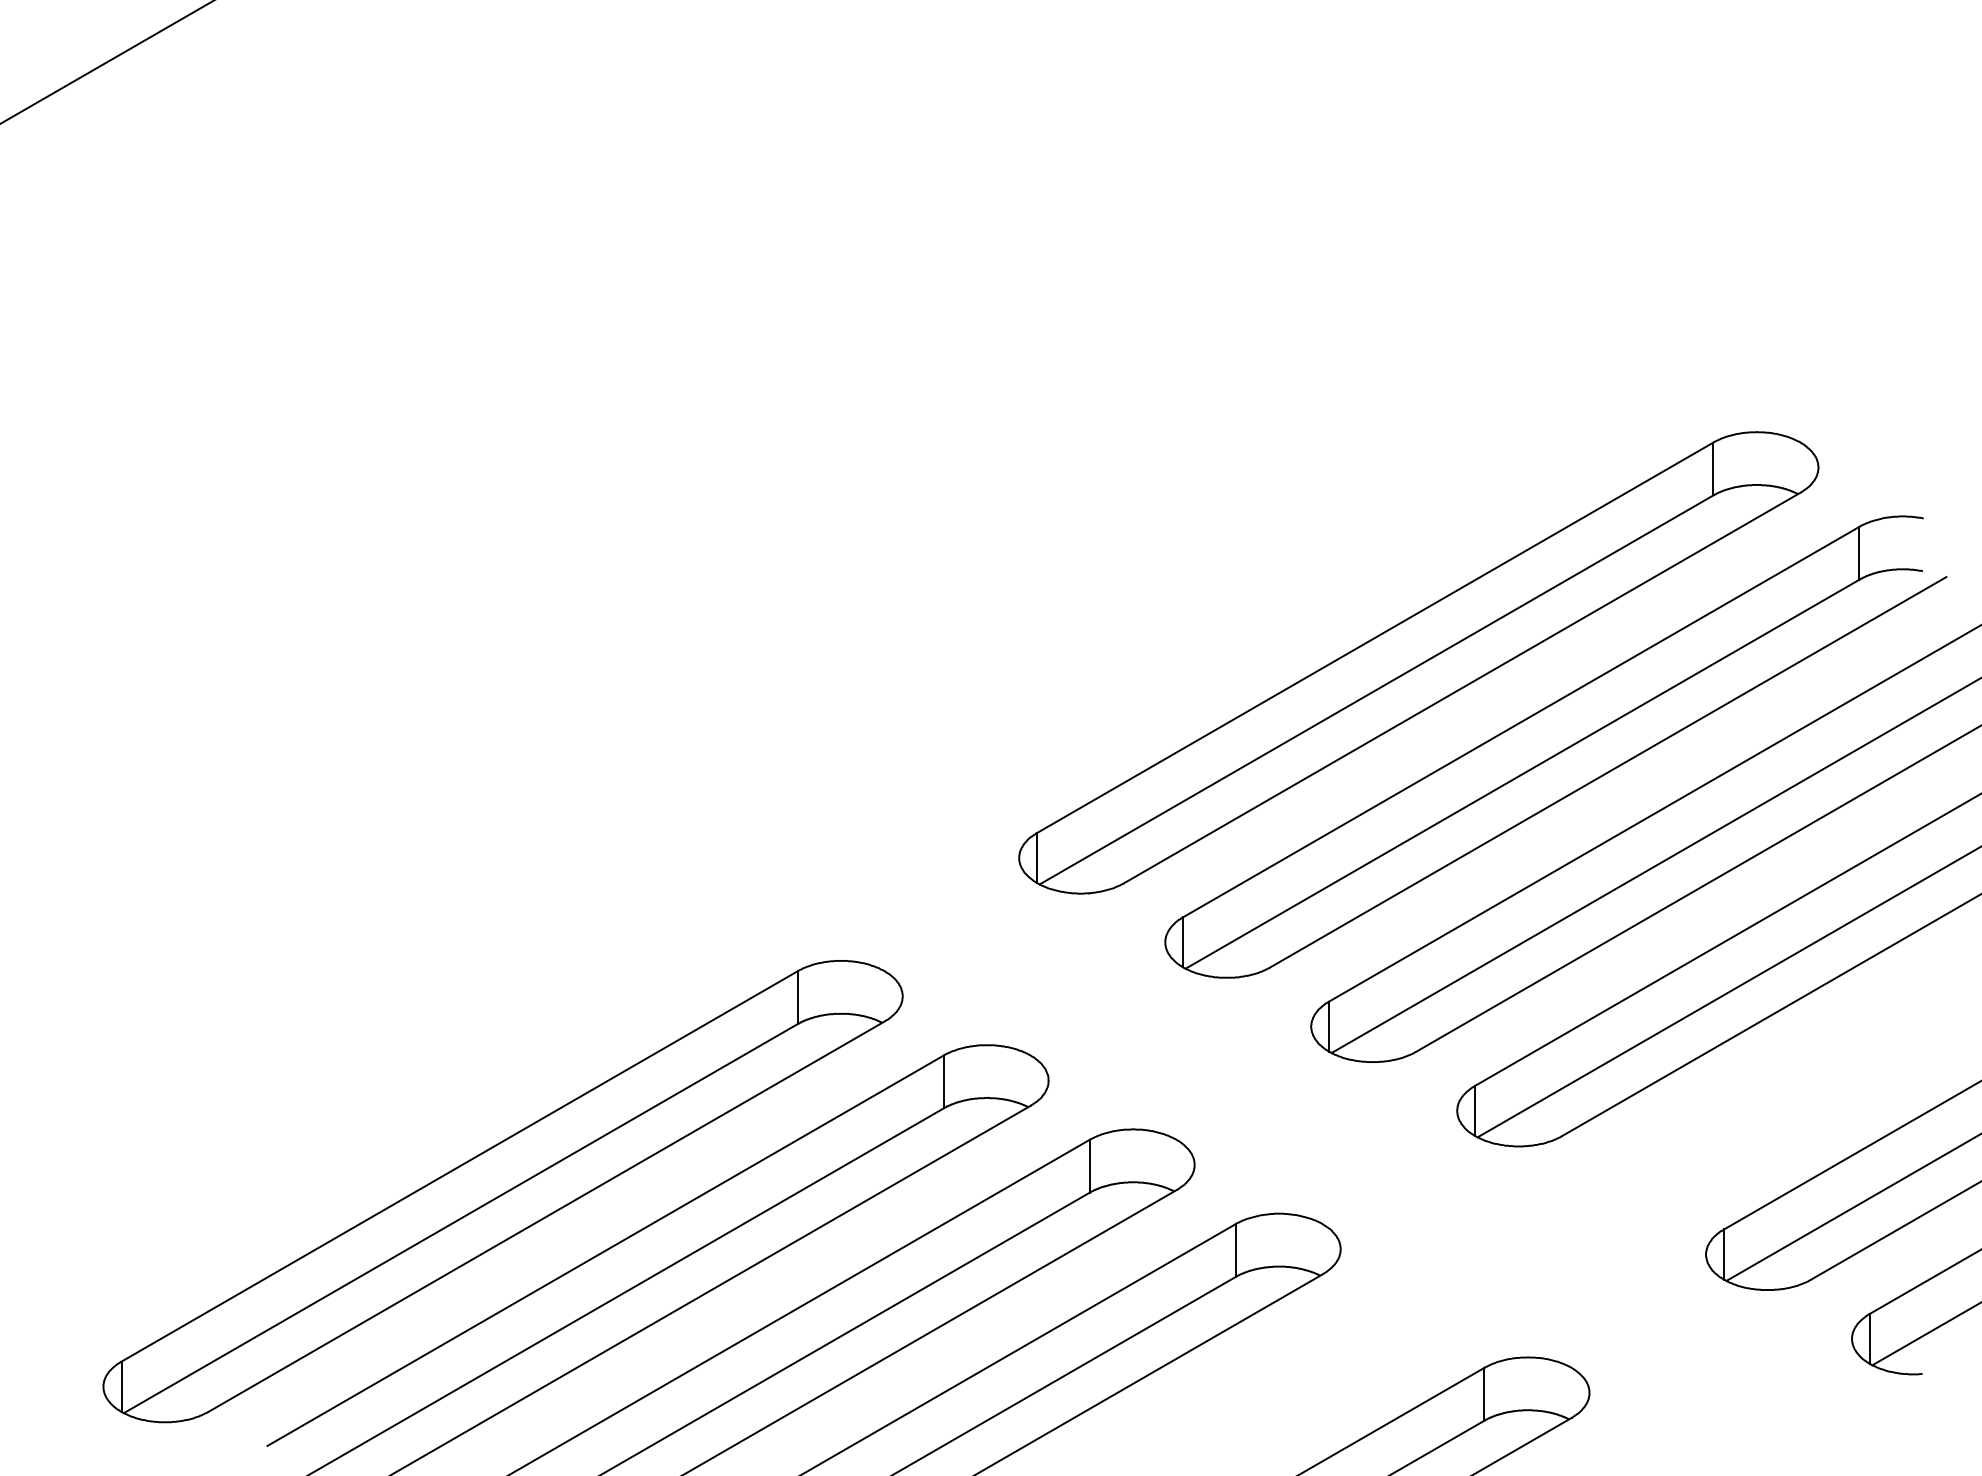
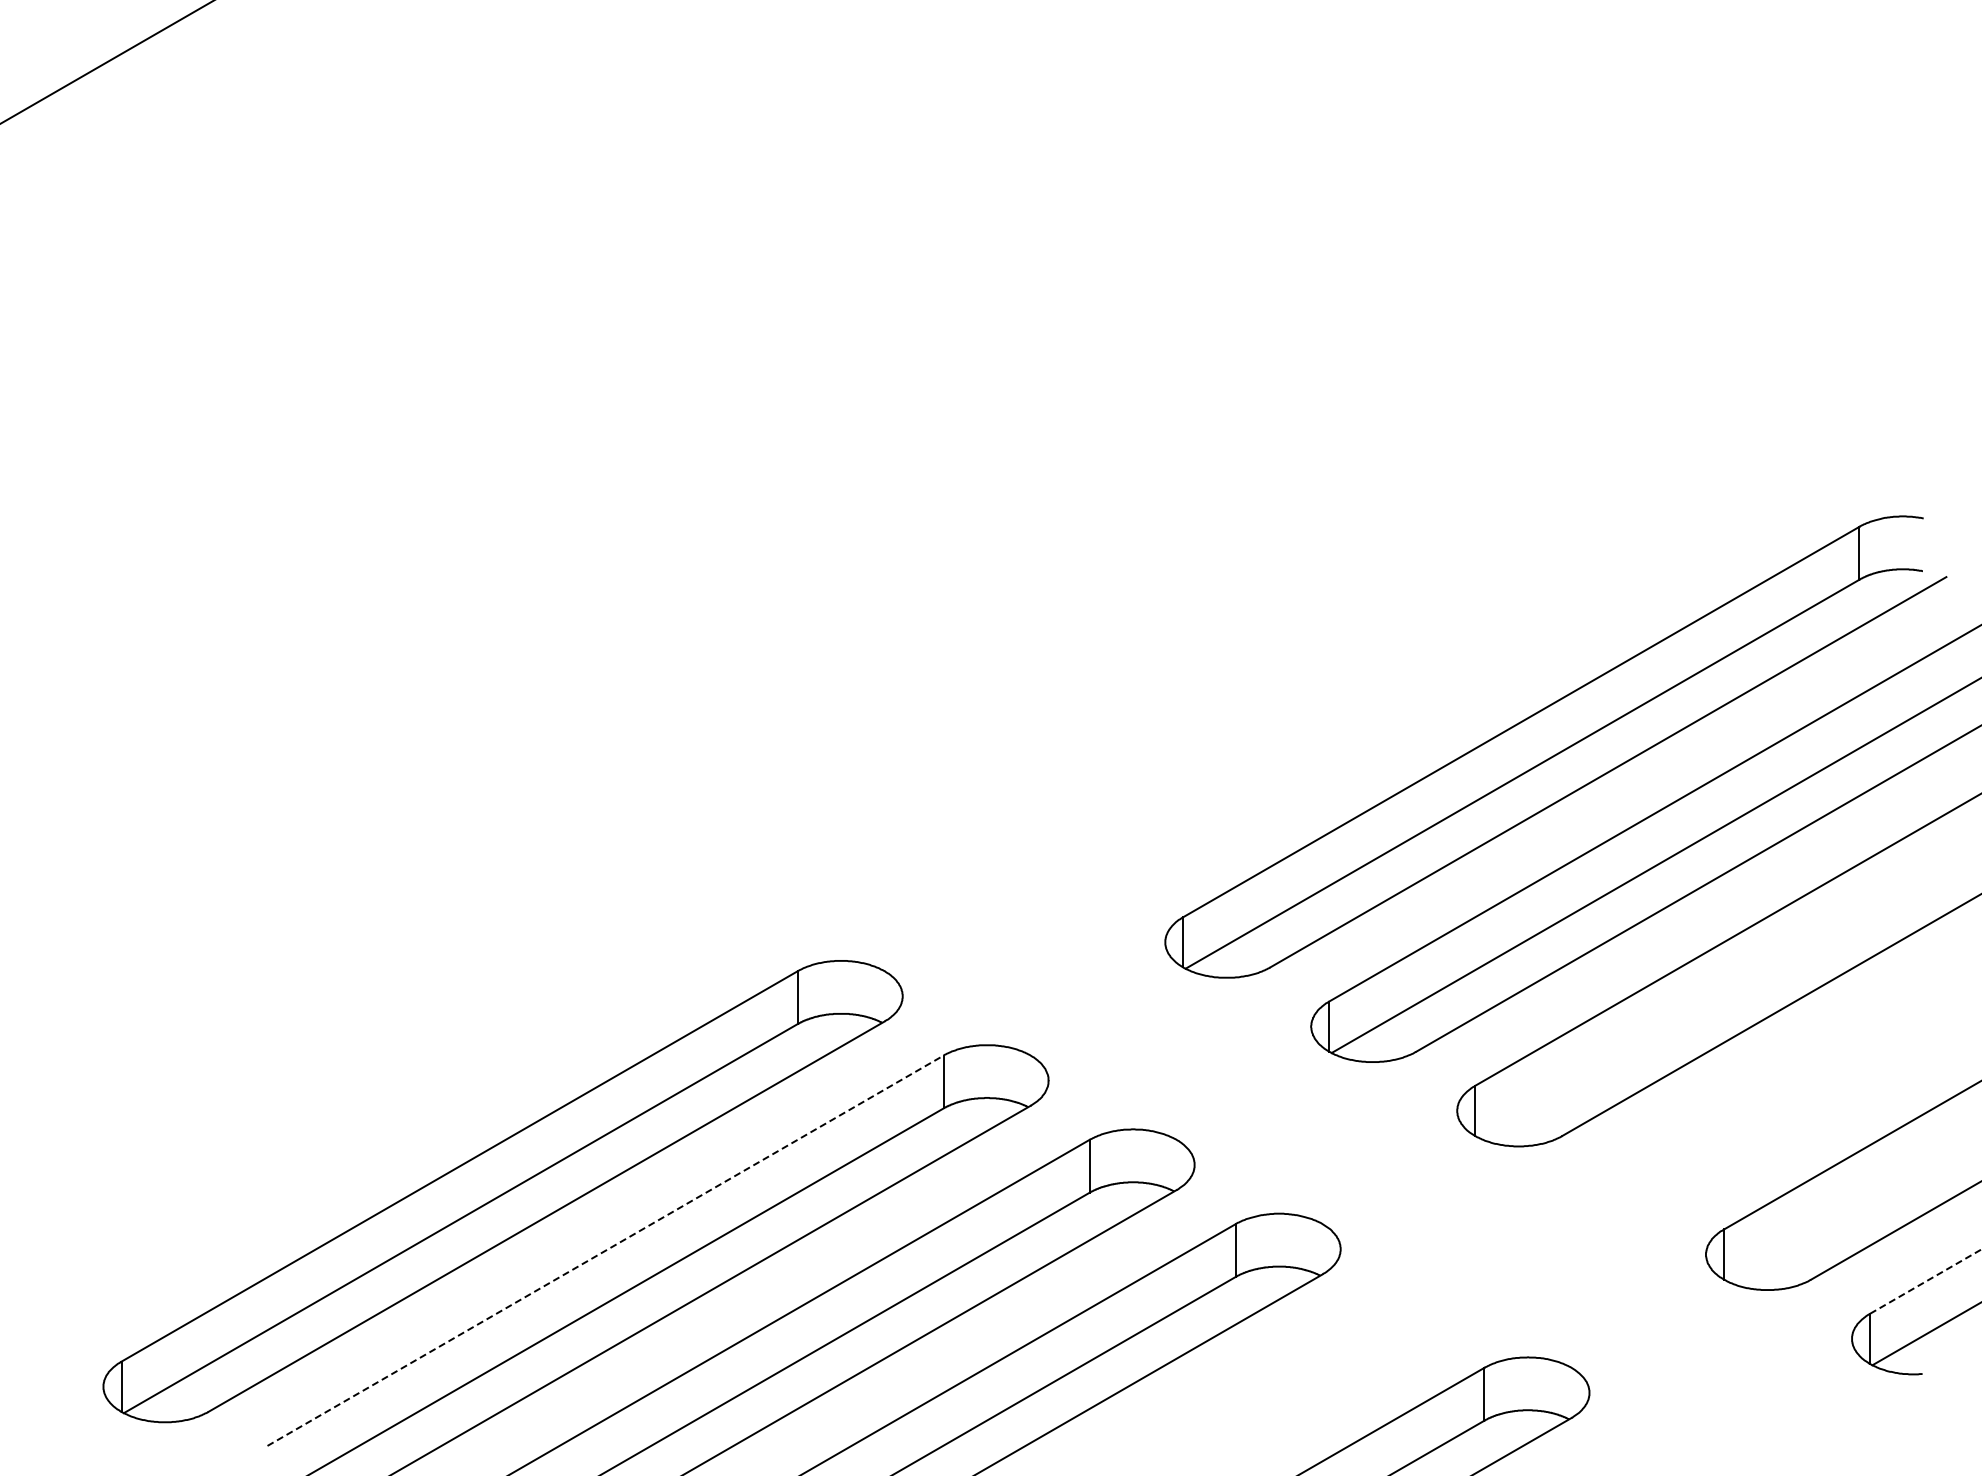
part: present -> none (1418, 662)
line: present -> none (1727, 992)
line: present -> none (1852, 1207)
line: solid -> dashed (606, 1250)
line: solid -> dashed (1926, 1281)
